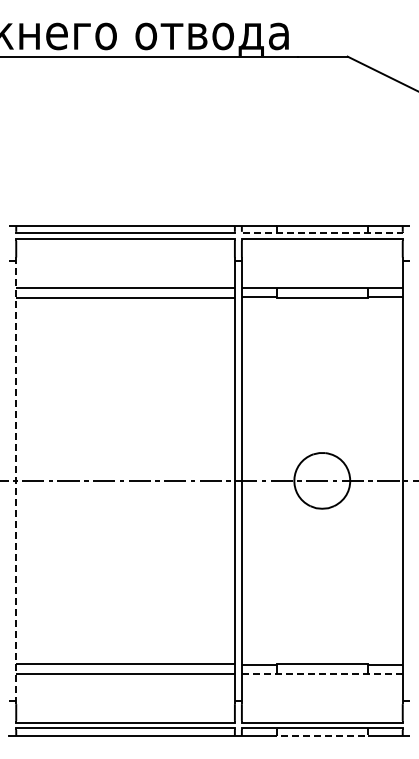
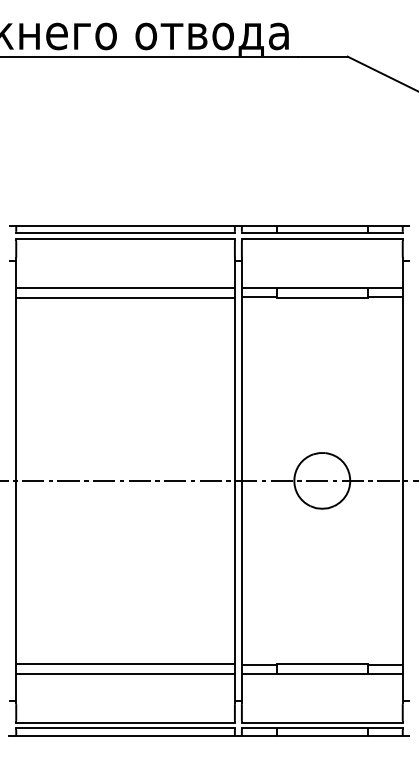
line: dashed -> solid (321, 233)
line: dashed -> solid (16, 480)
line: dashed -> solid (322, 674)
line: dashed -> solid (321, 736)
